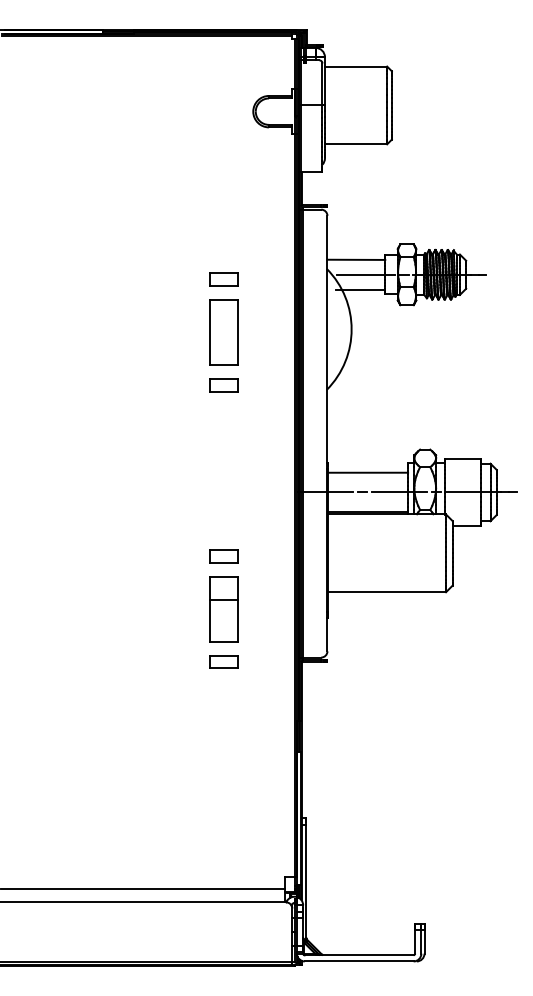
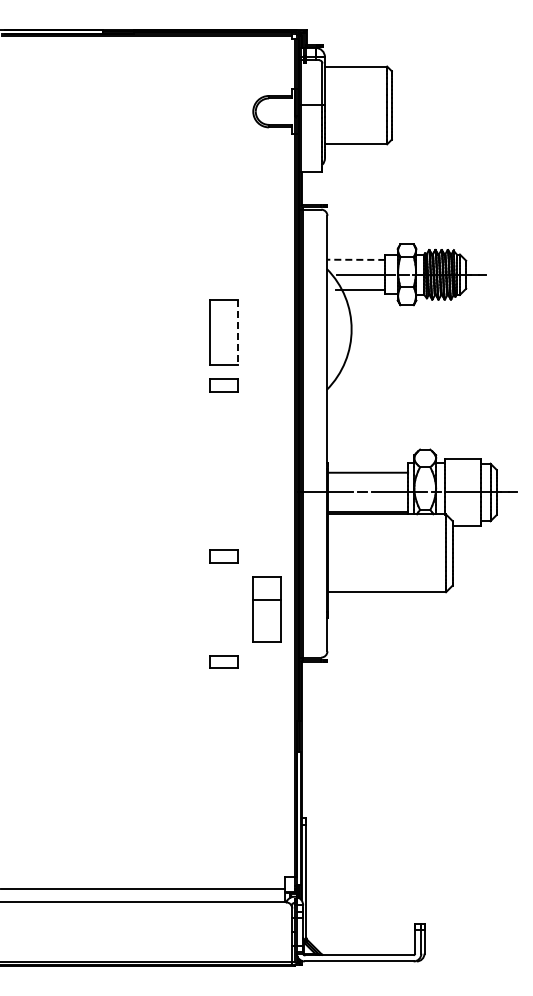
line: solid -> dashed (356, 259)
part: present -> none (223, 279)
line: solid -> dashed (237, 332)
part position: (223, 609) -> (266, 609) (266, 609)
